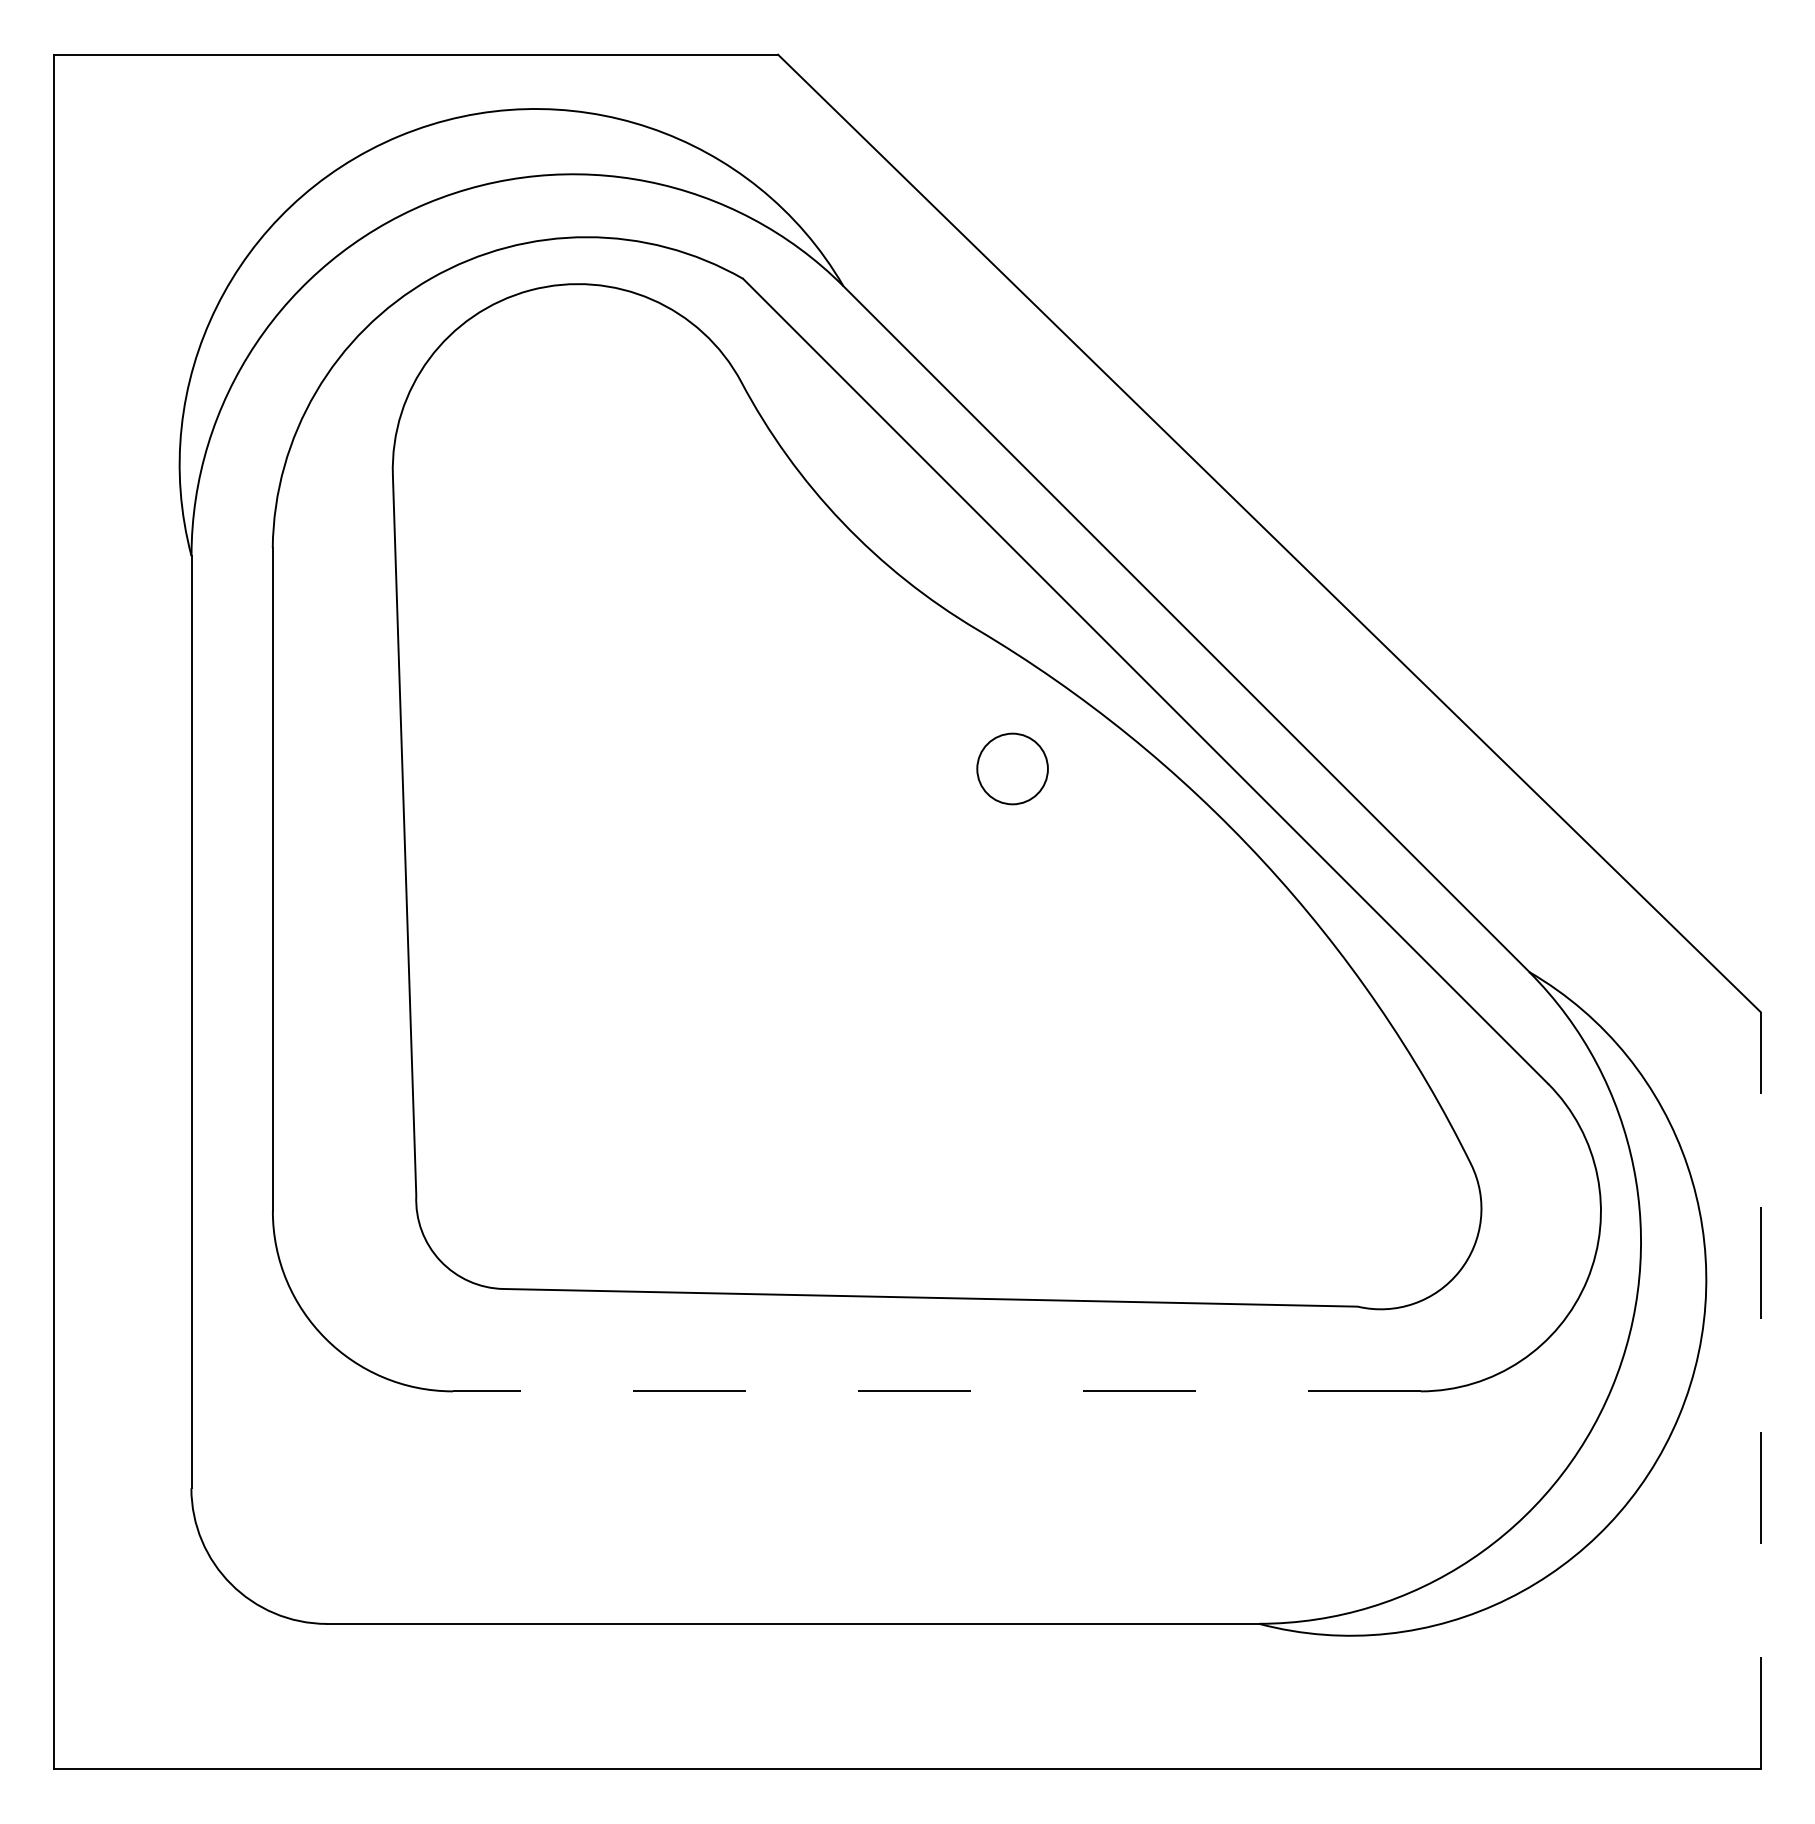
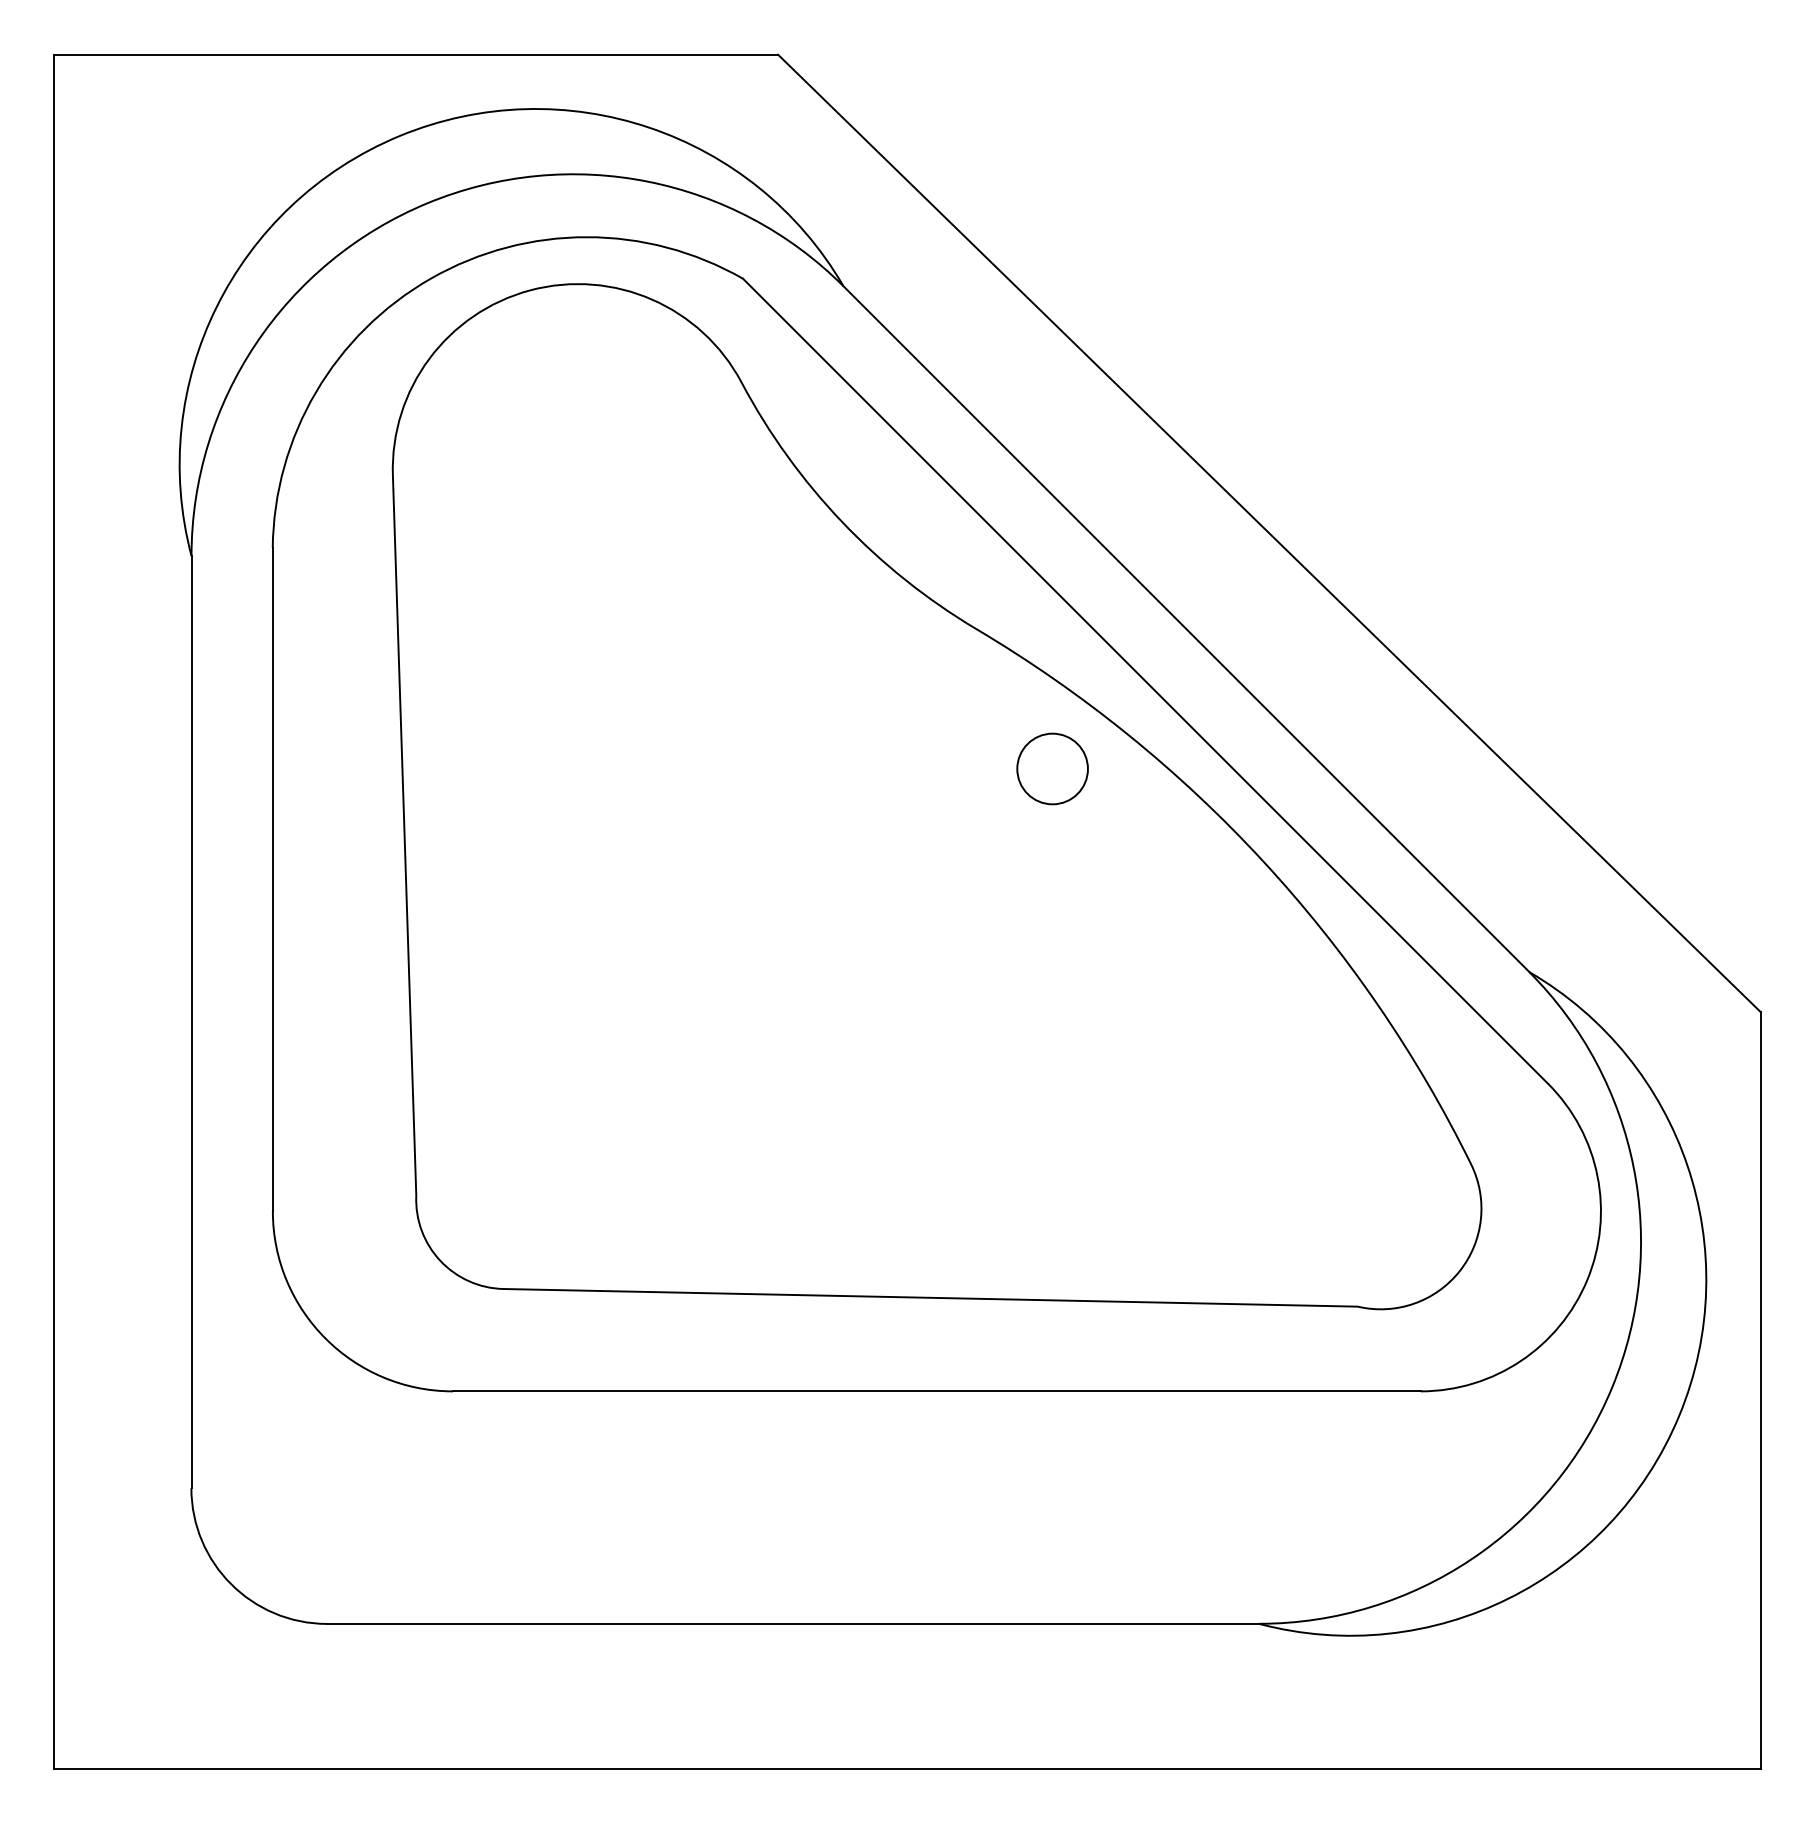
circle position: (1012, 768) -> (1052, 768) (1052, 768)
line: dashed -> solid (1760, 1390)
line: dashed -> solid (936, 1391)
